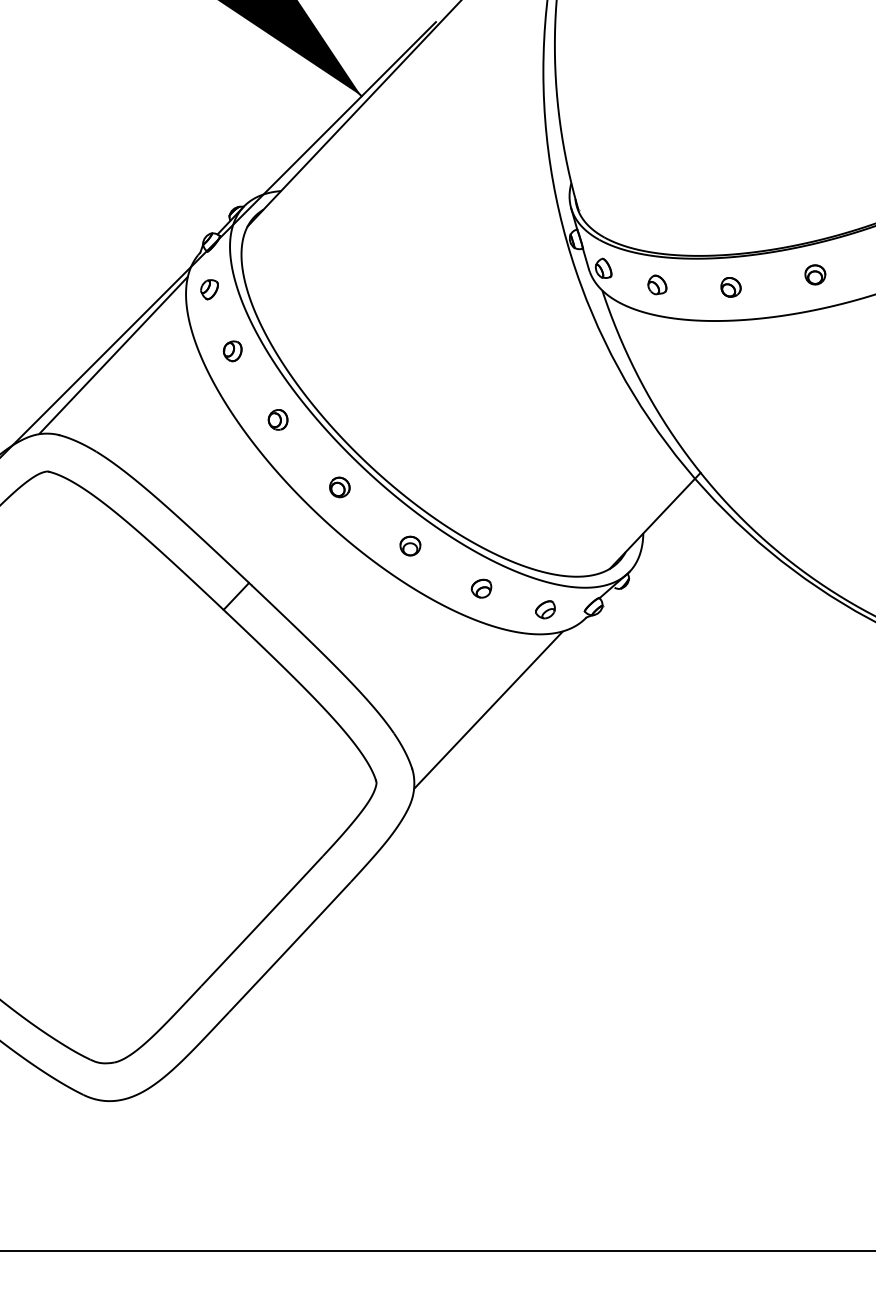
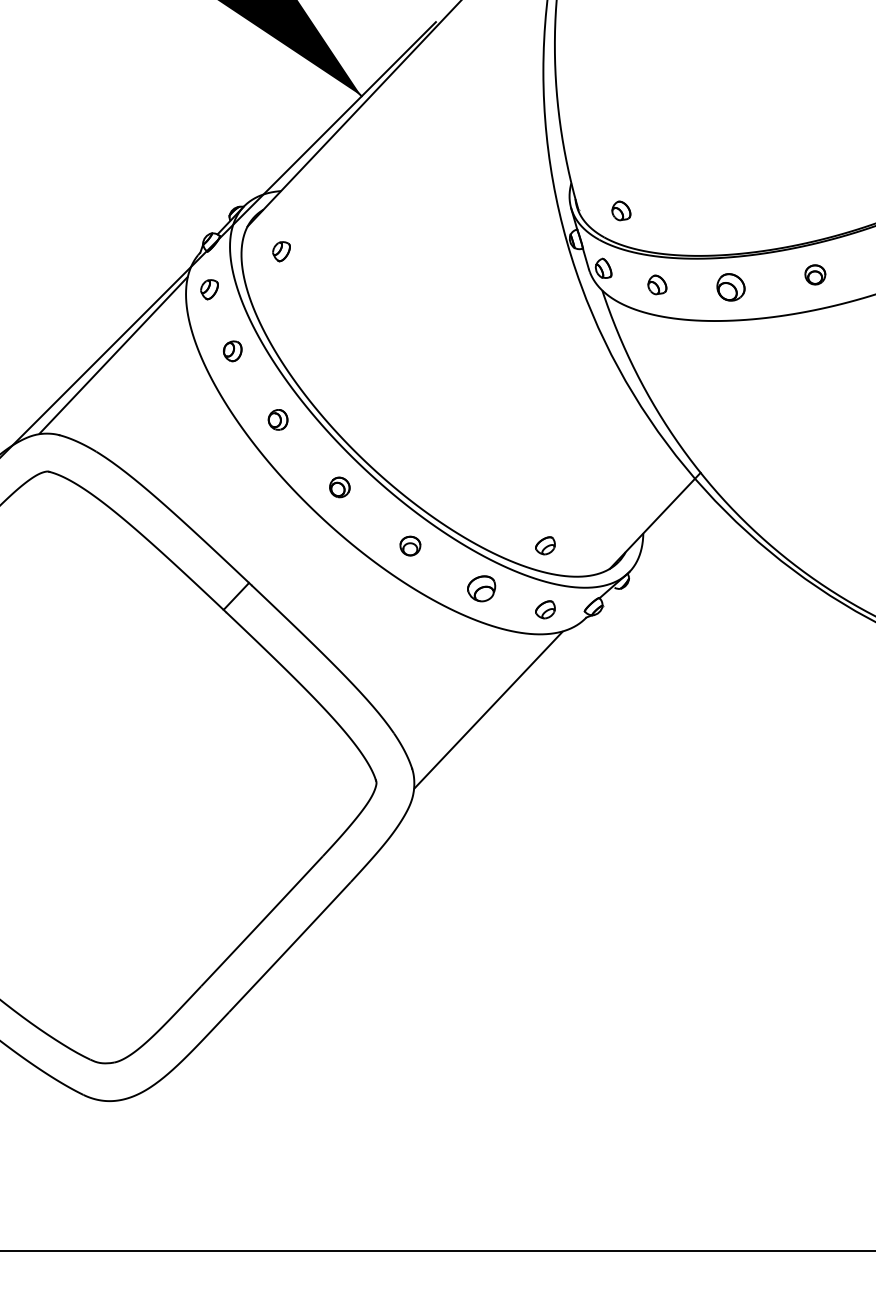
part: none -> present (621, 210)
part: none -> present (281, 251)
part size: 22x21 px -> 30x29 px (730, 287)
part: none -> present (545, 545)
part size: 23x21 px -> 30x28 px (481, 588)
